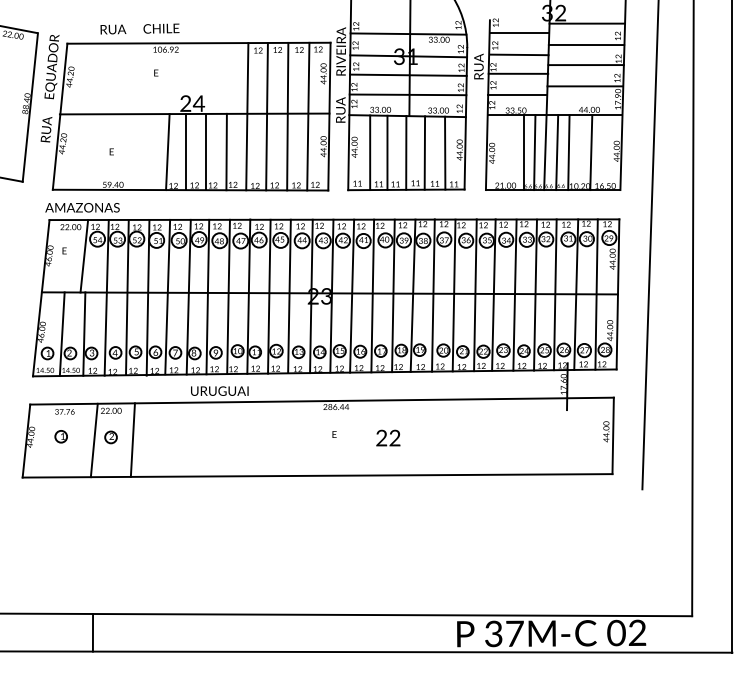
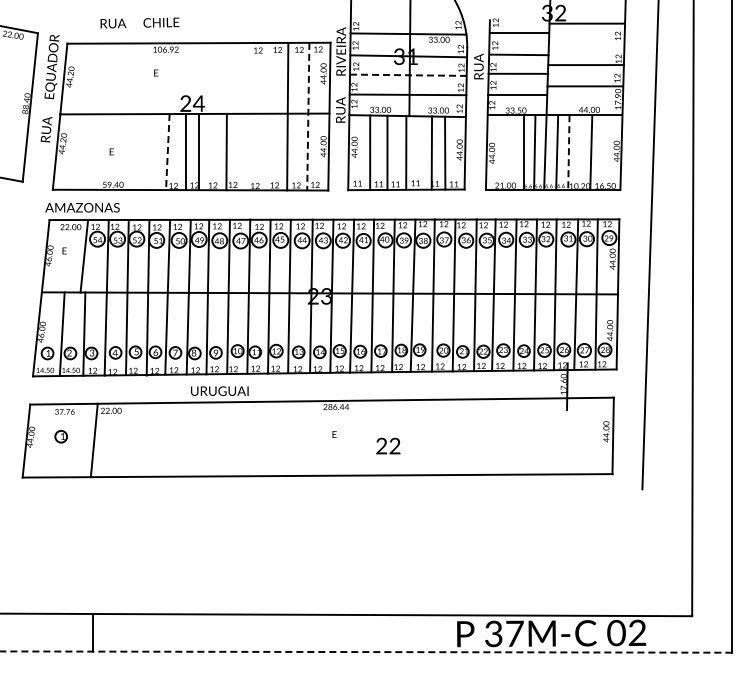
text position: (139, 28) -> (139, 22) (139, 22)
line: present -> none (586, 45)
line: solid -> dashed (408, 75)
line: present -> none (247, 116)
line: present -> none (266, 116)
line: solid -> dashed (308, 116)
line position: (205, 151) -> (198, 151) (198, 151)
line: solid -> dashed (167, 152)
line position: (424, 152) -> (431, 152) (431, 152)
line: solid -> dashed (568, 153)
part: present -> none (110, 437)
text position: (388, 437) -> (388, 445) (388, 445)
line: present -> none (132, 439)
line: solid -> dashed (366, 652)
